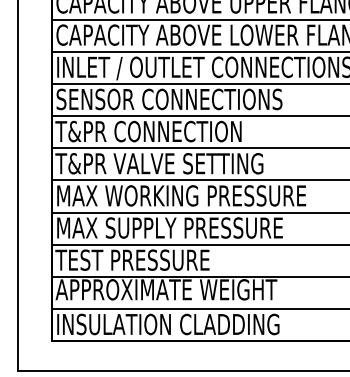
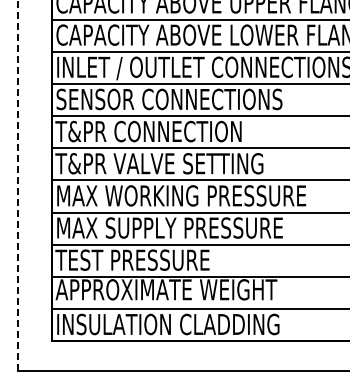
line: solid -> dashed (17, 185)
